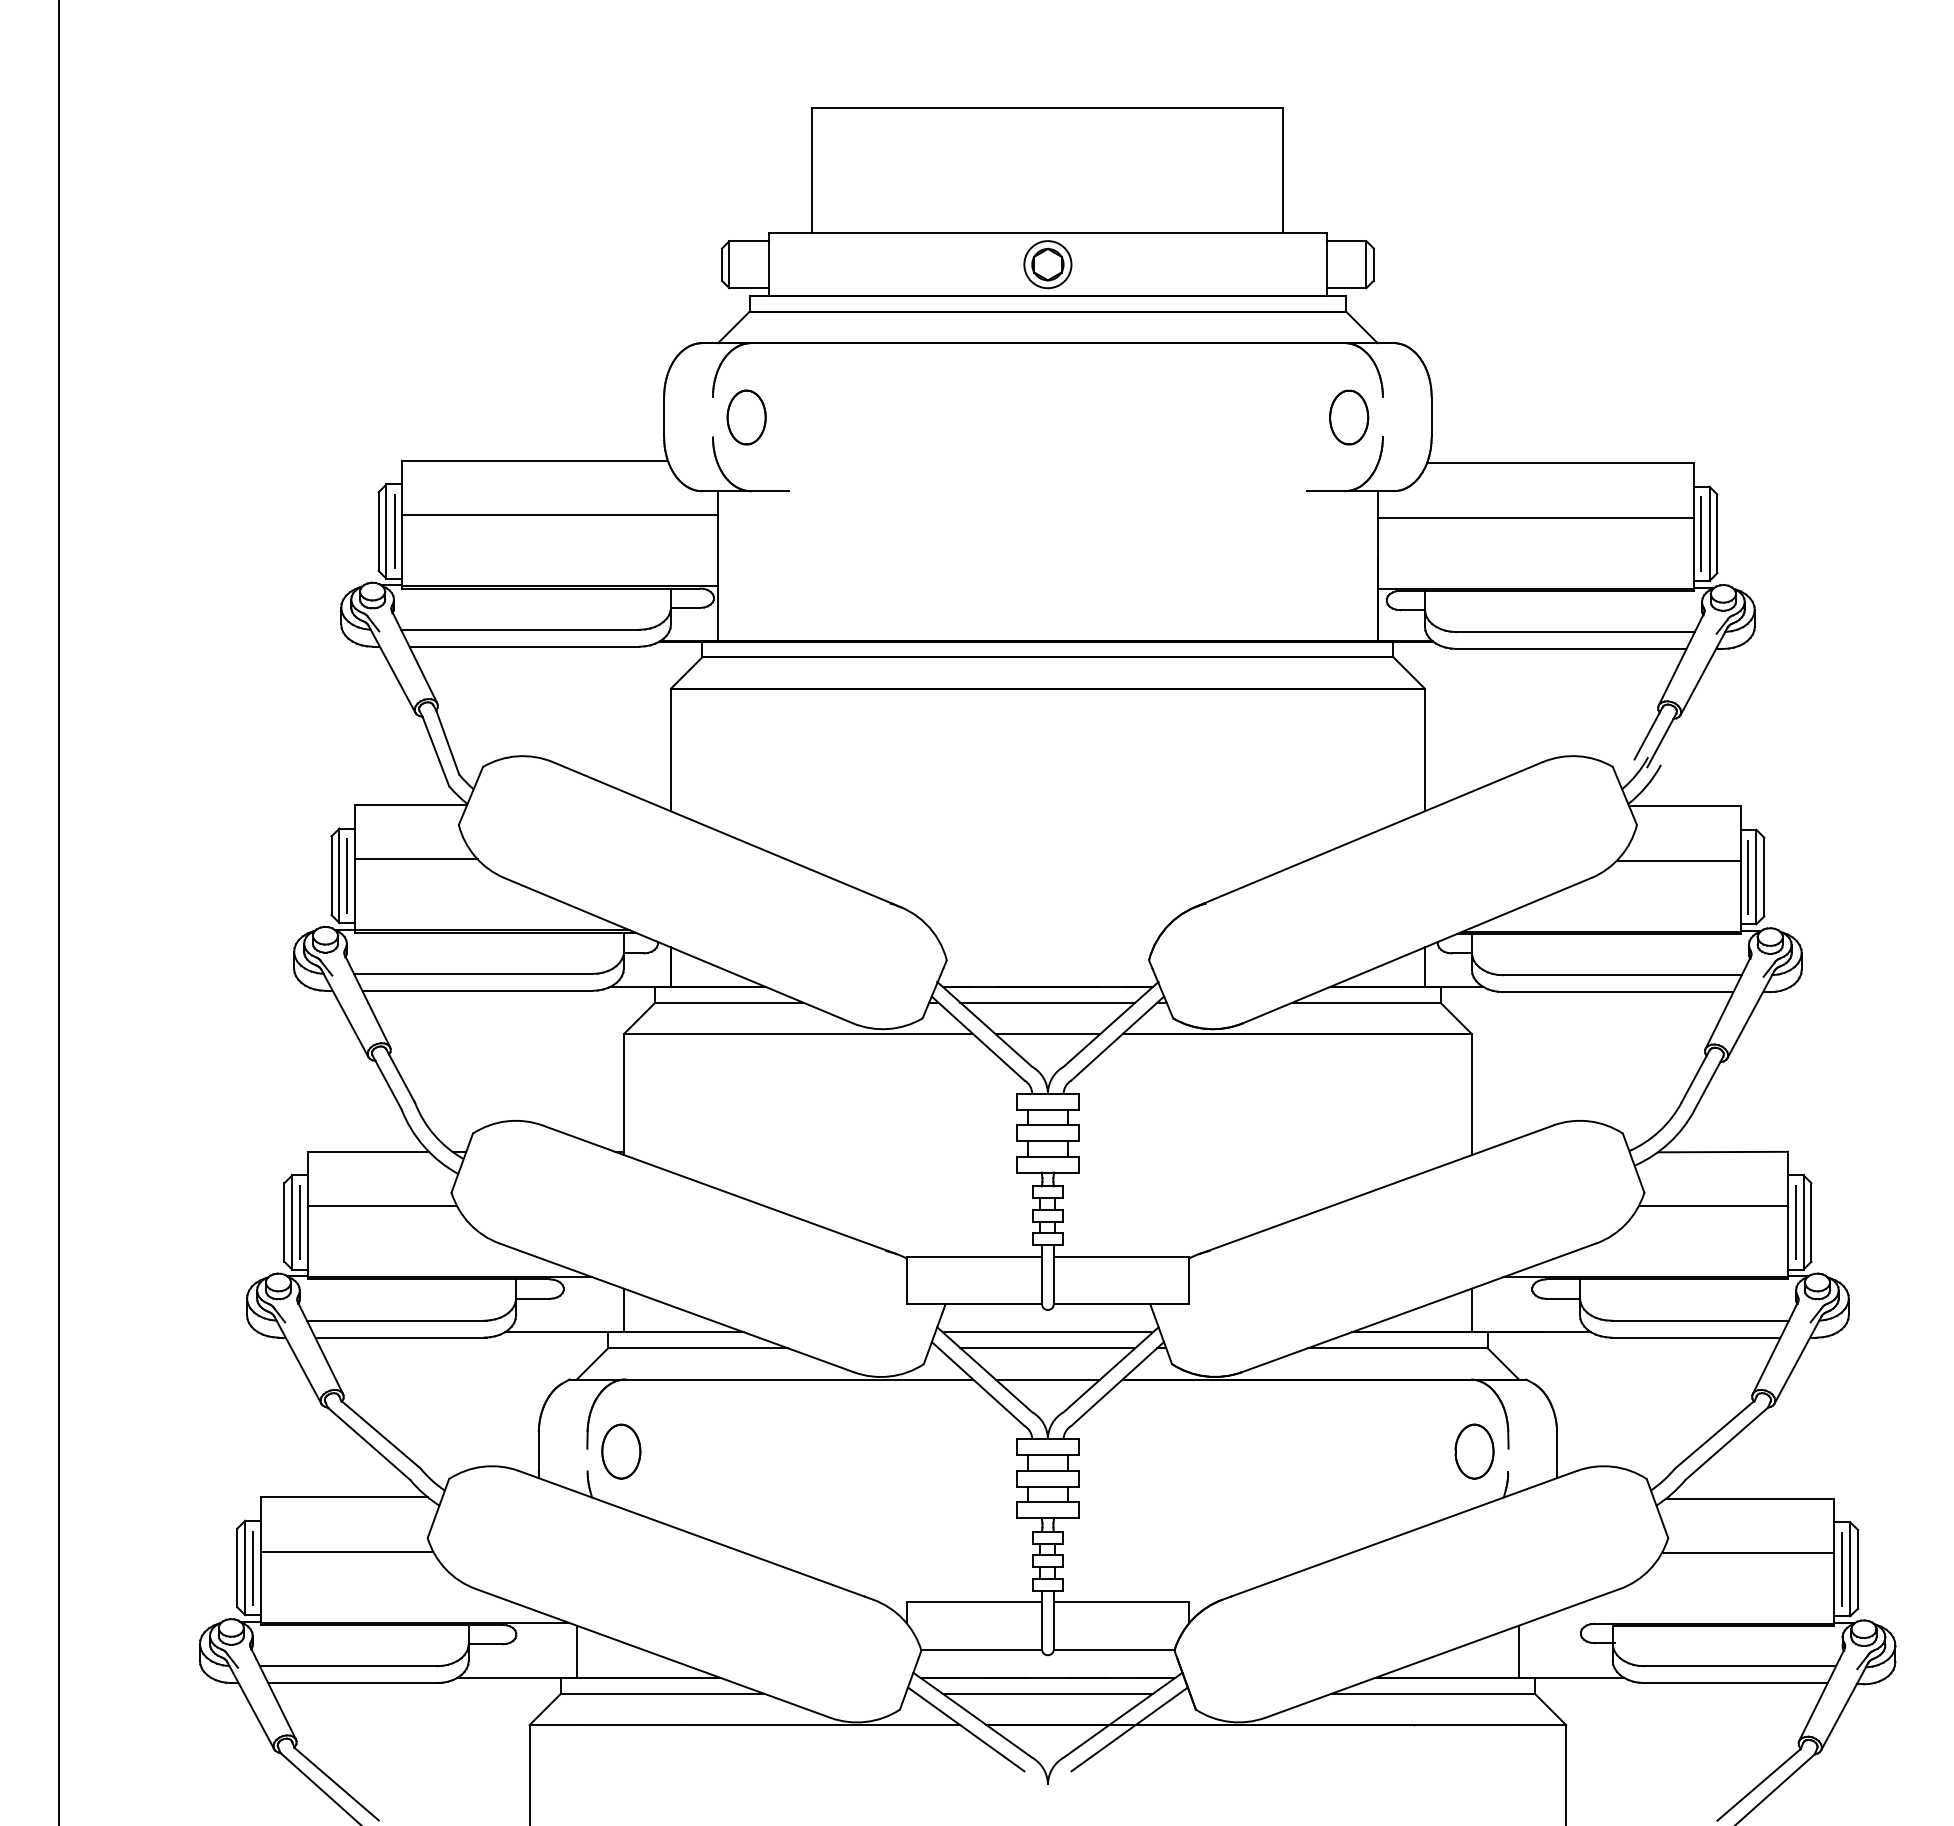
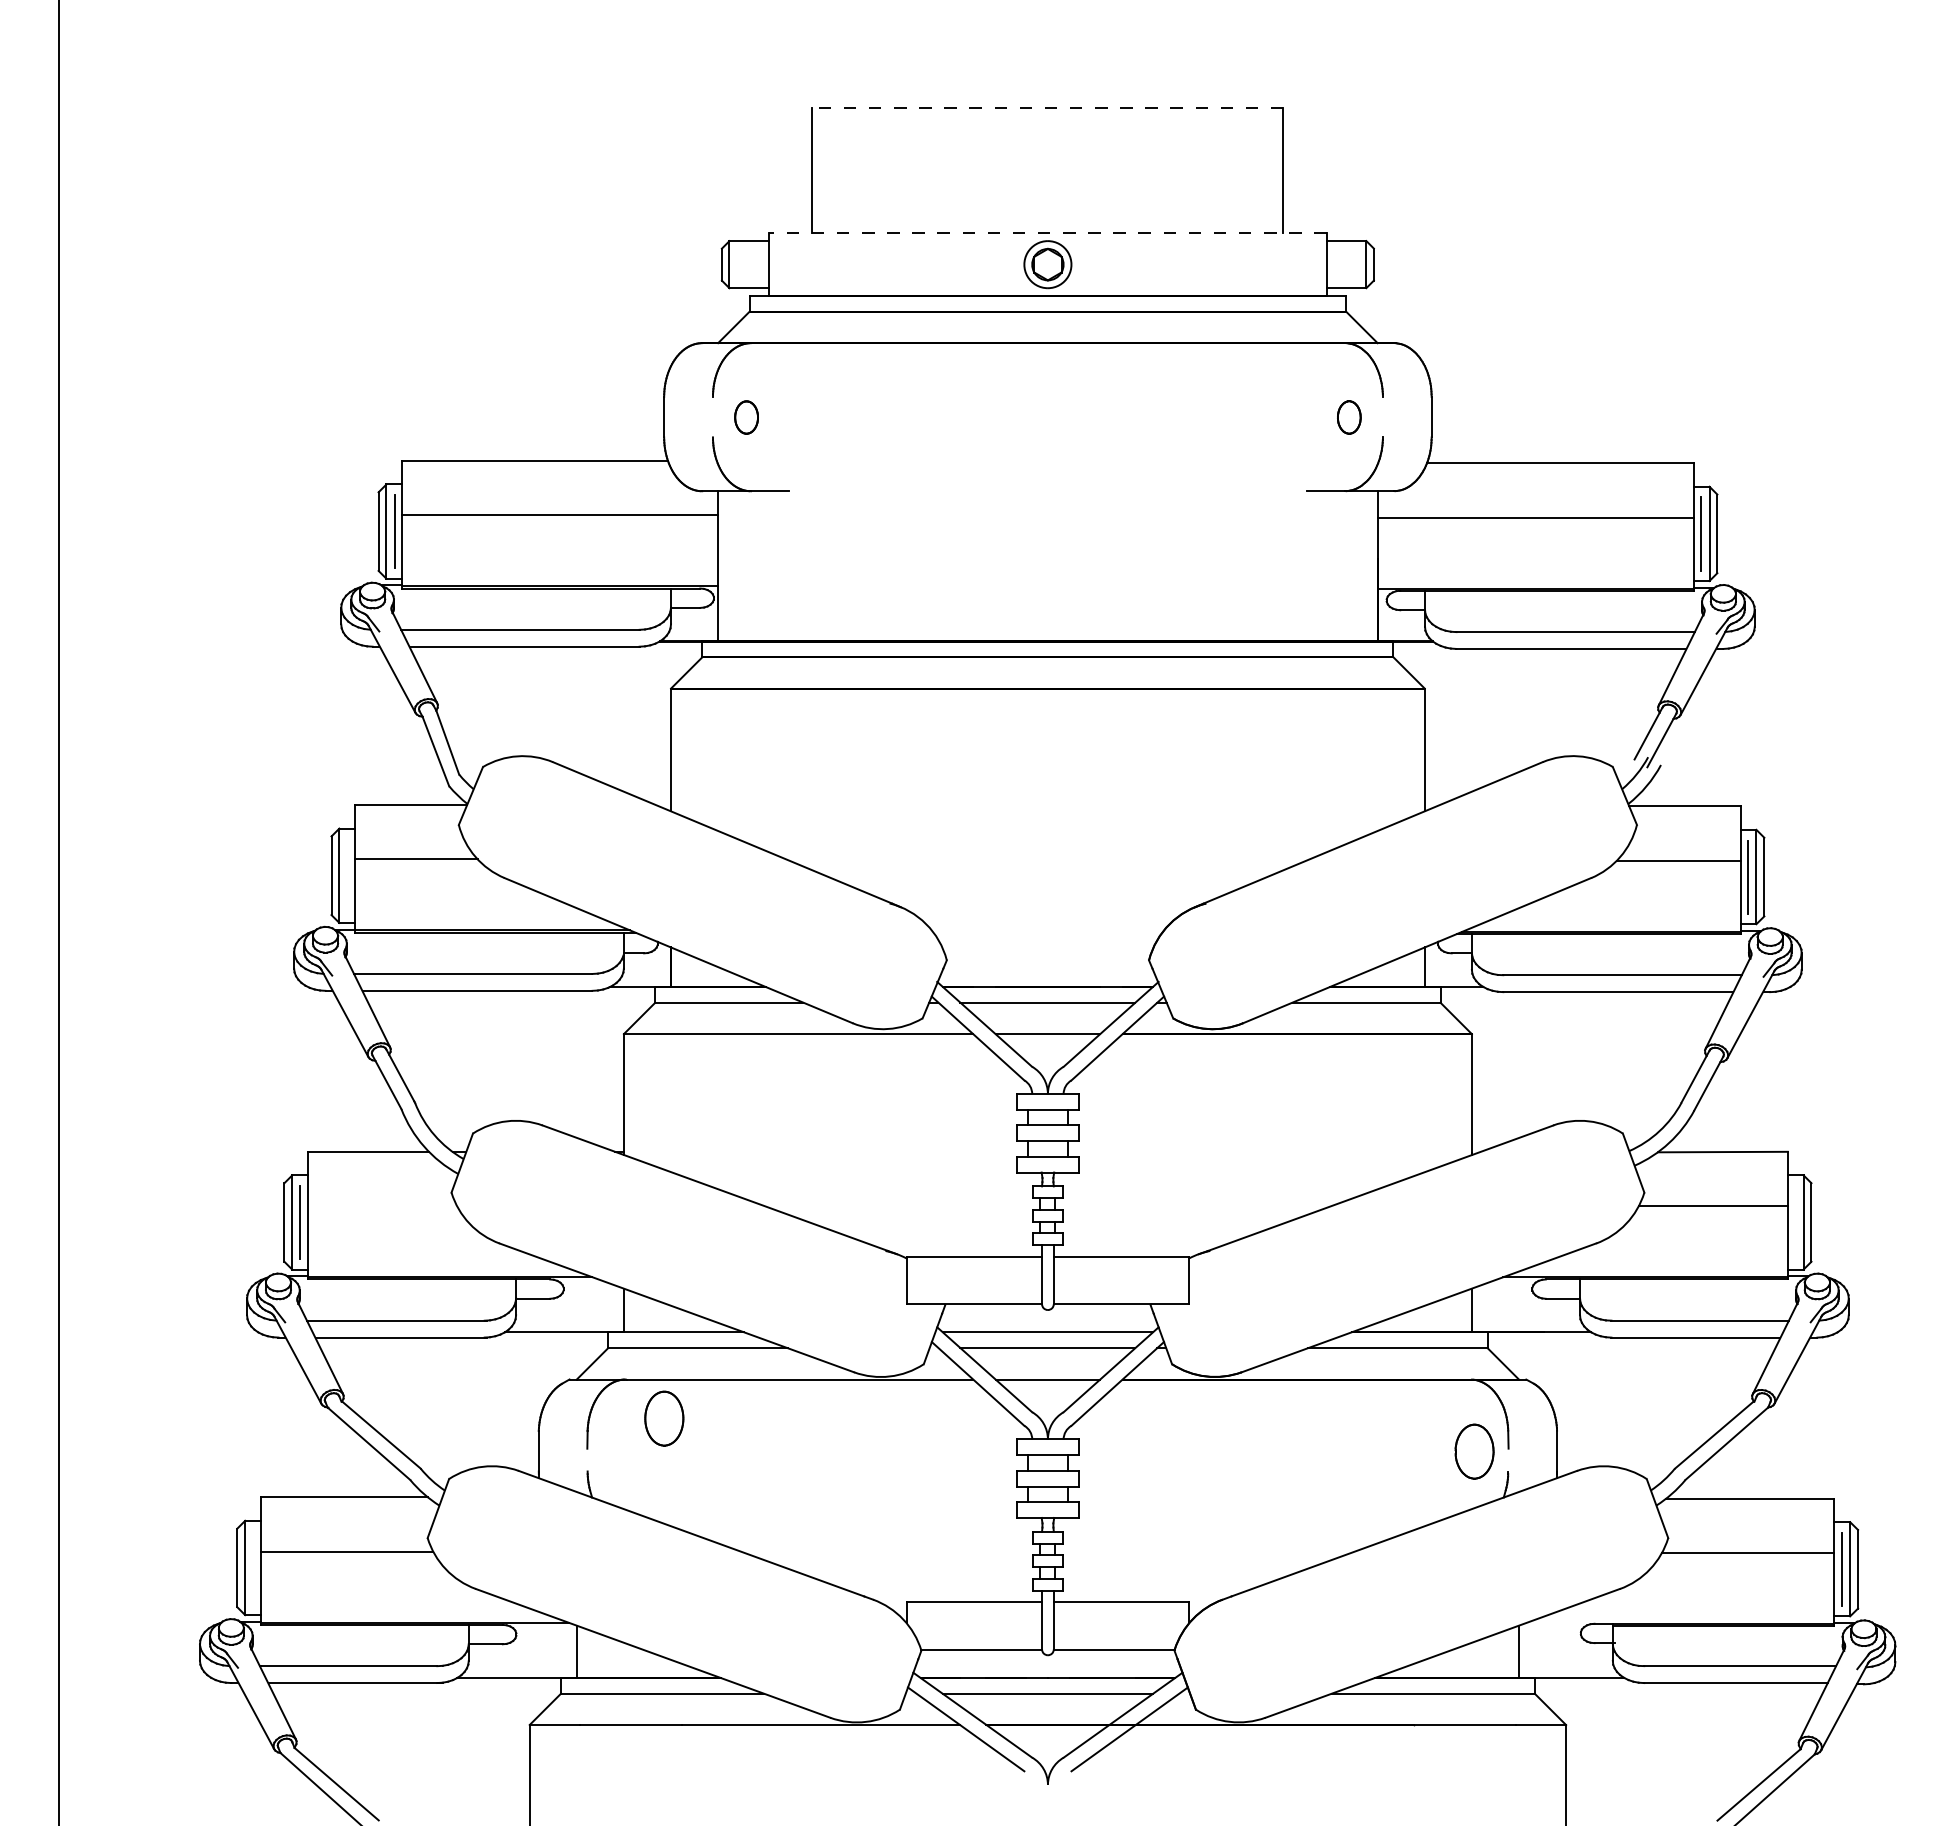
line: solid -> dashed (1047, 107)
line: solid -> dashed (1047, 233)
part size: 41x57 px -> 25x35 px (746, 417)
part size: 41x57 px -> 25x35 px (1349, 417)
line: present -> none (347, 875)
line: present -> none (382, 1206)
line: present -> none (1795, 1222)
part position: (621, 1451) -> (664, 1418) (664, 1418)
line: present -> none (253, 1567)
